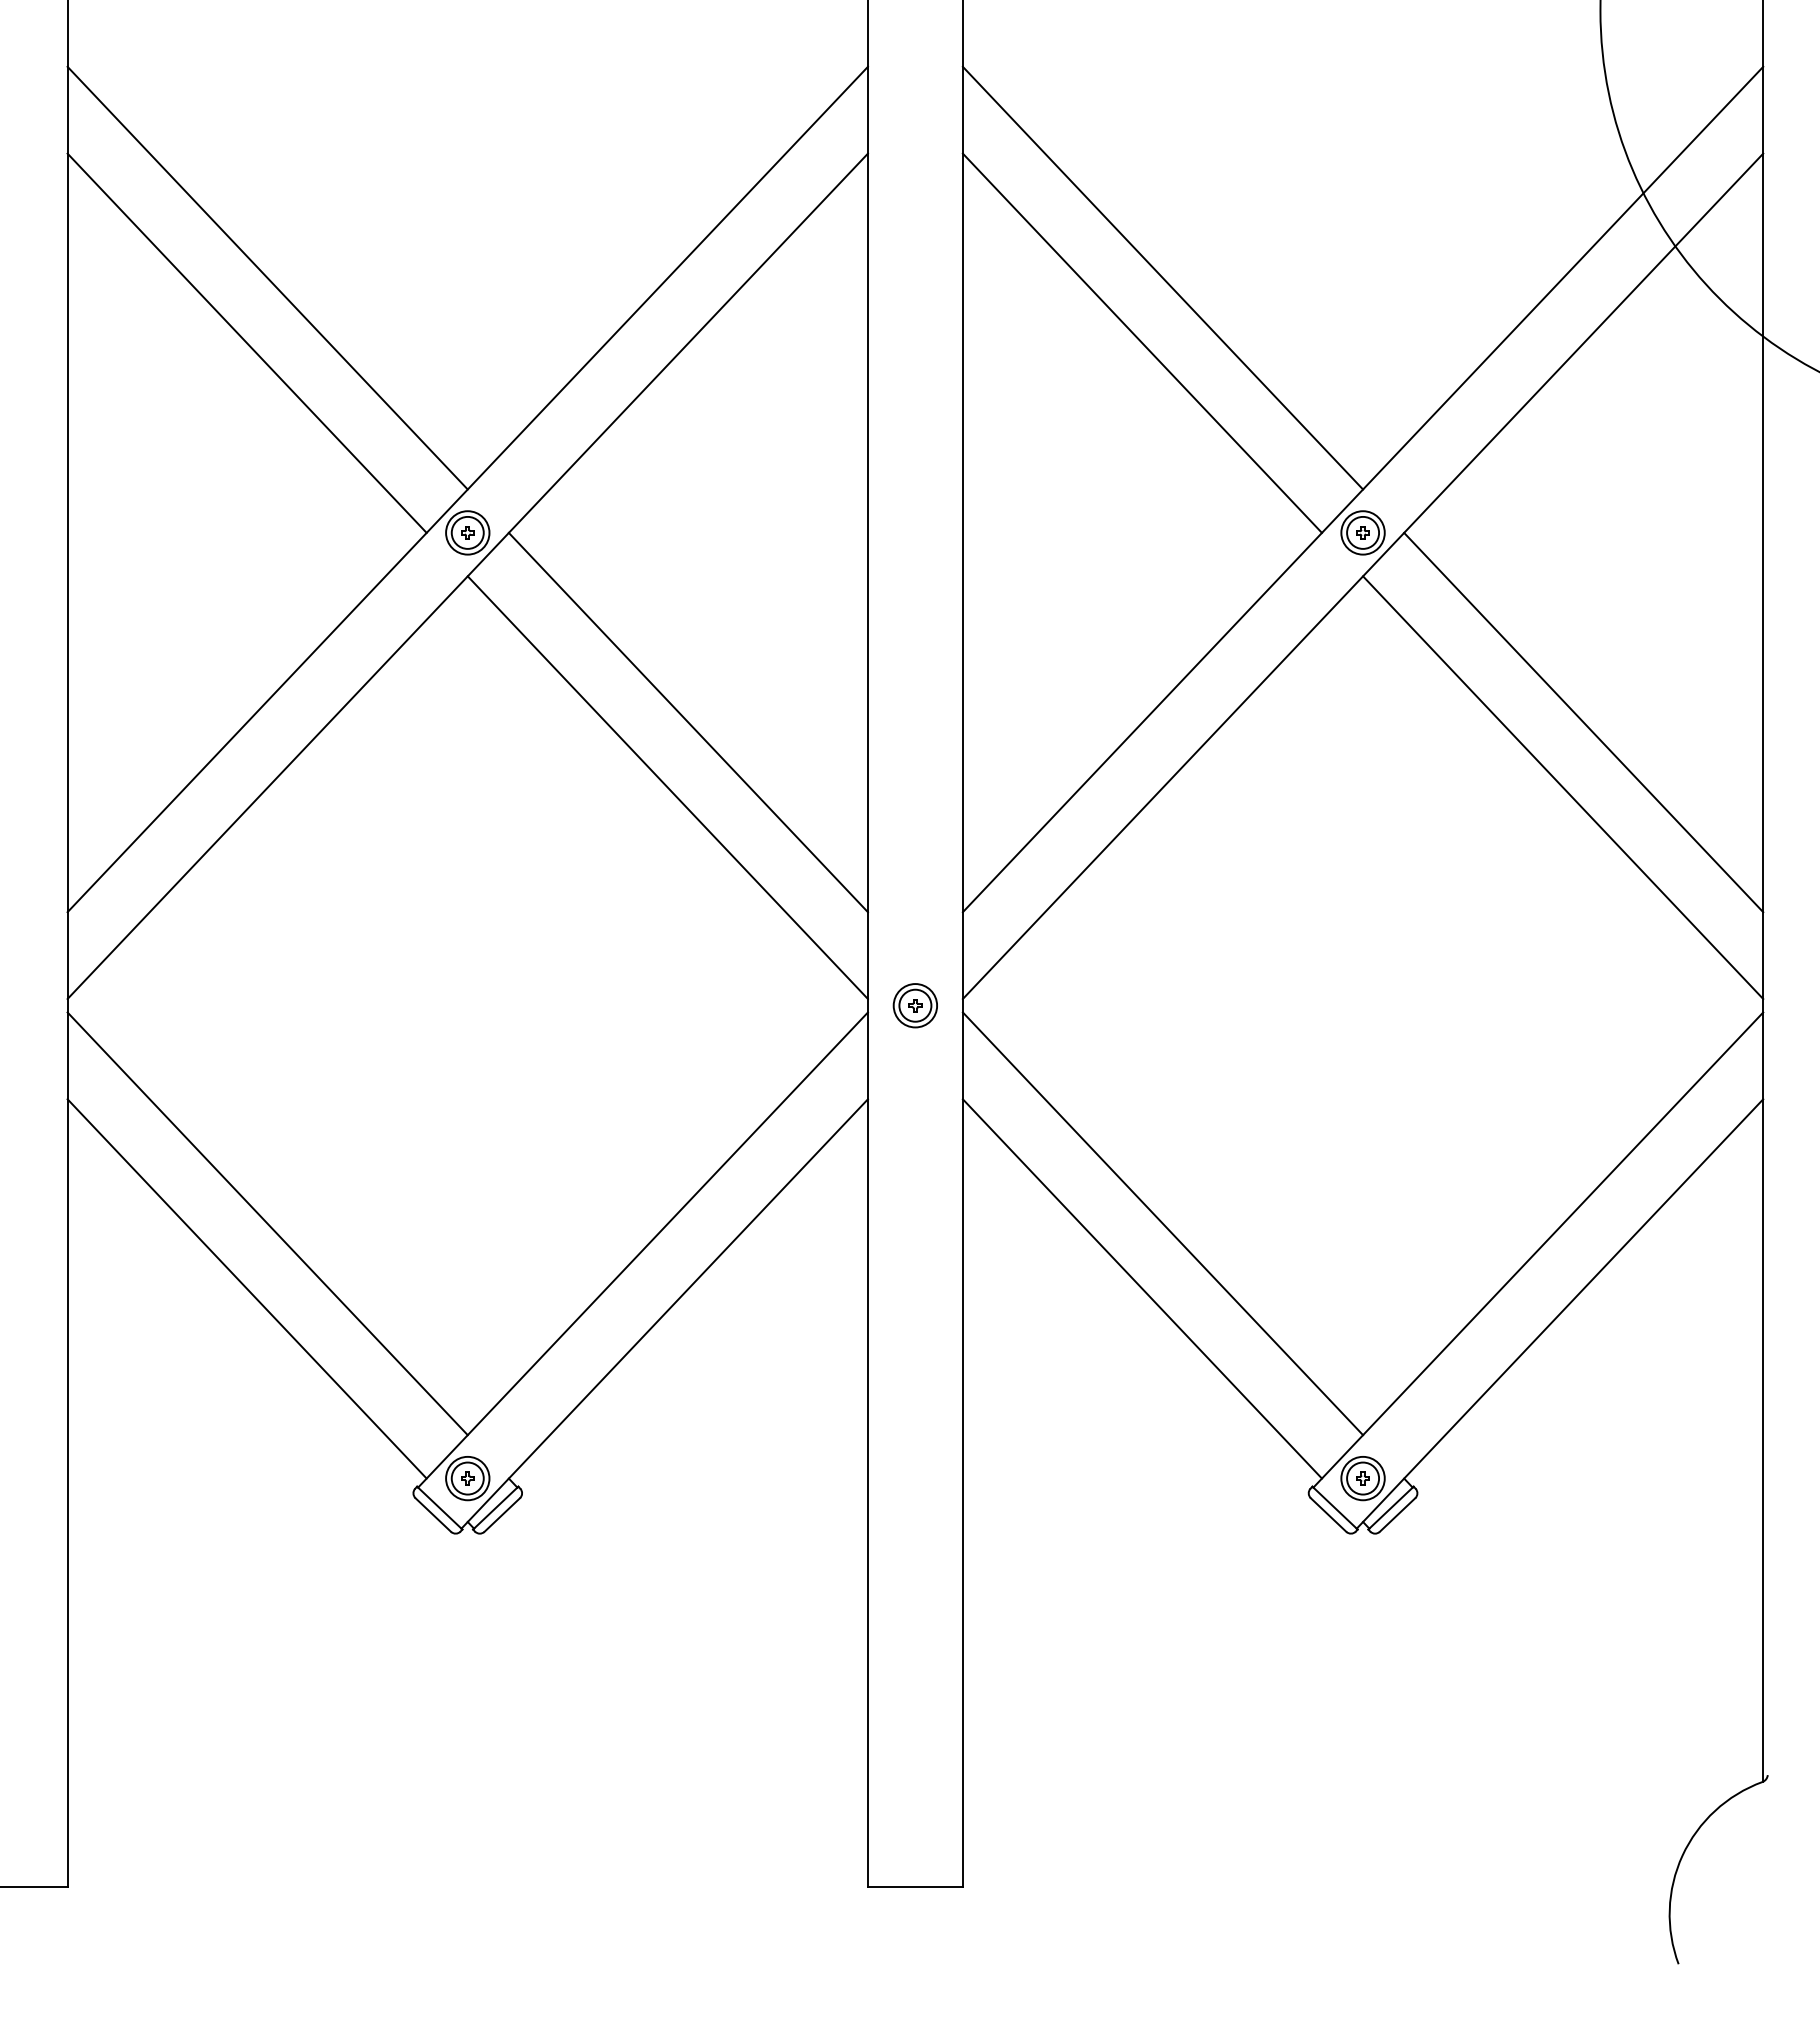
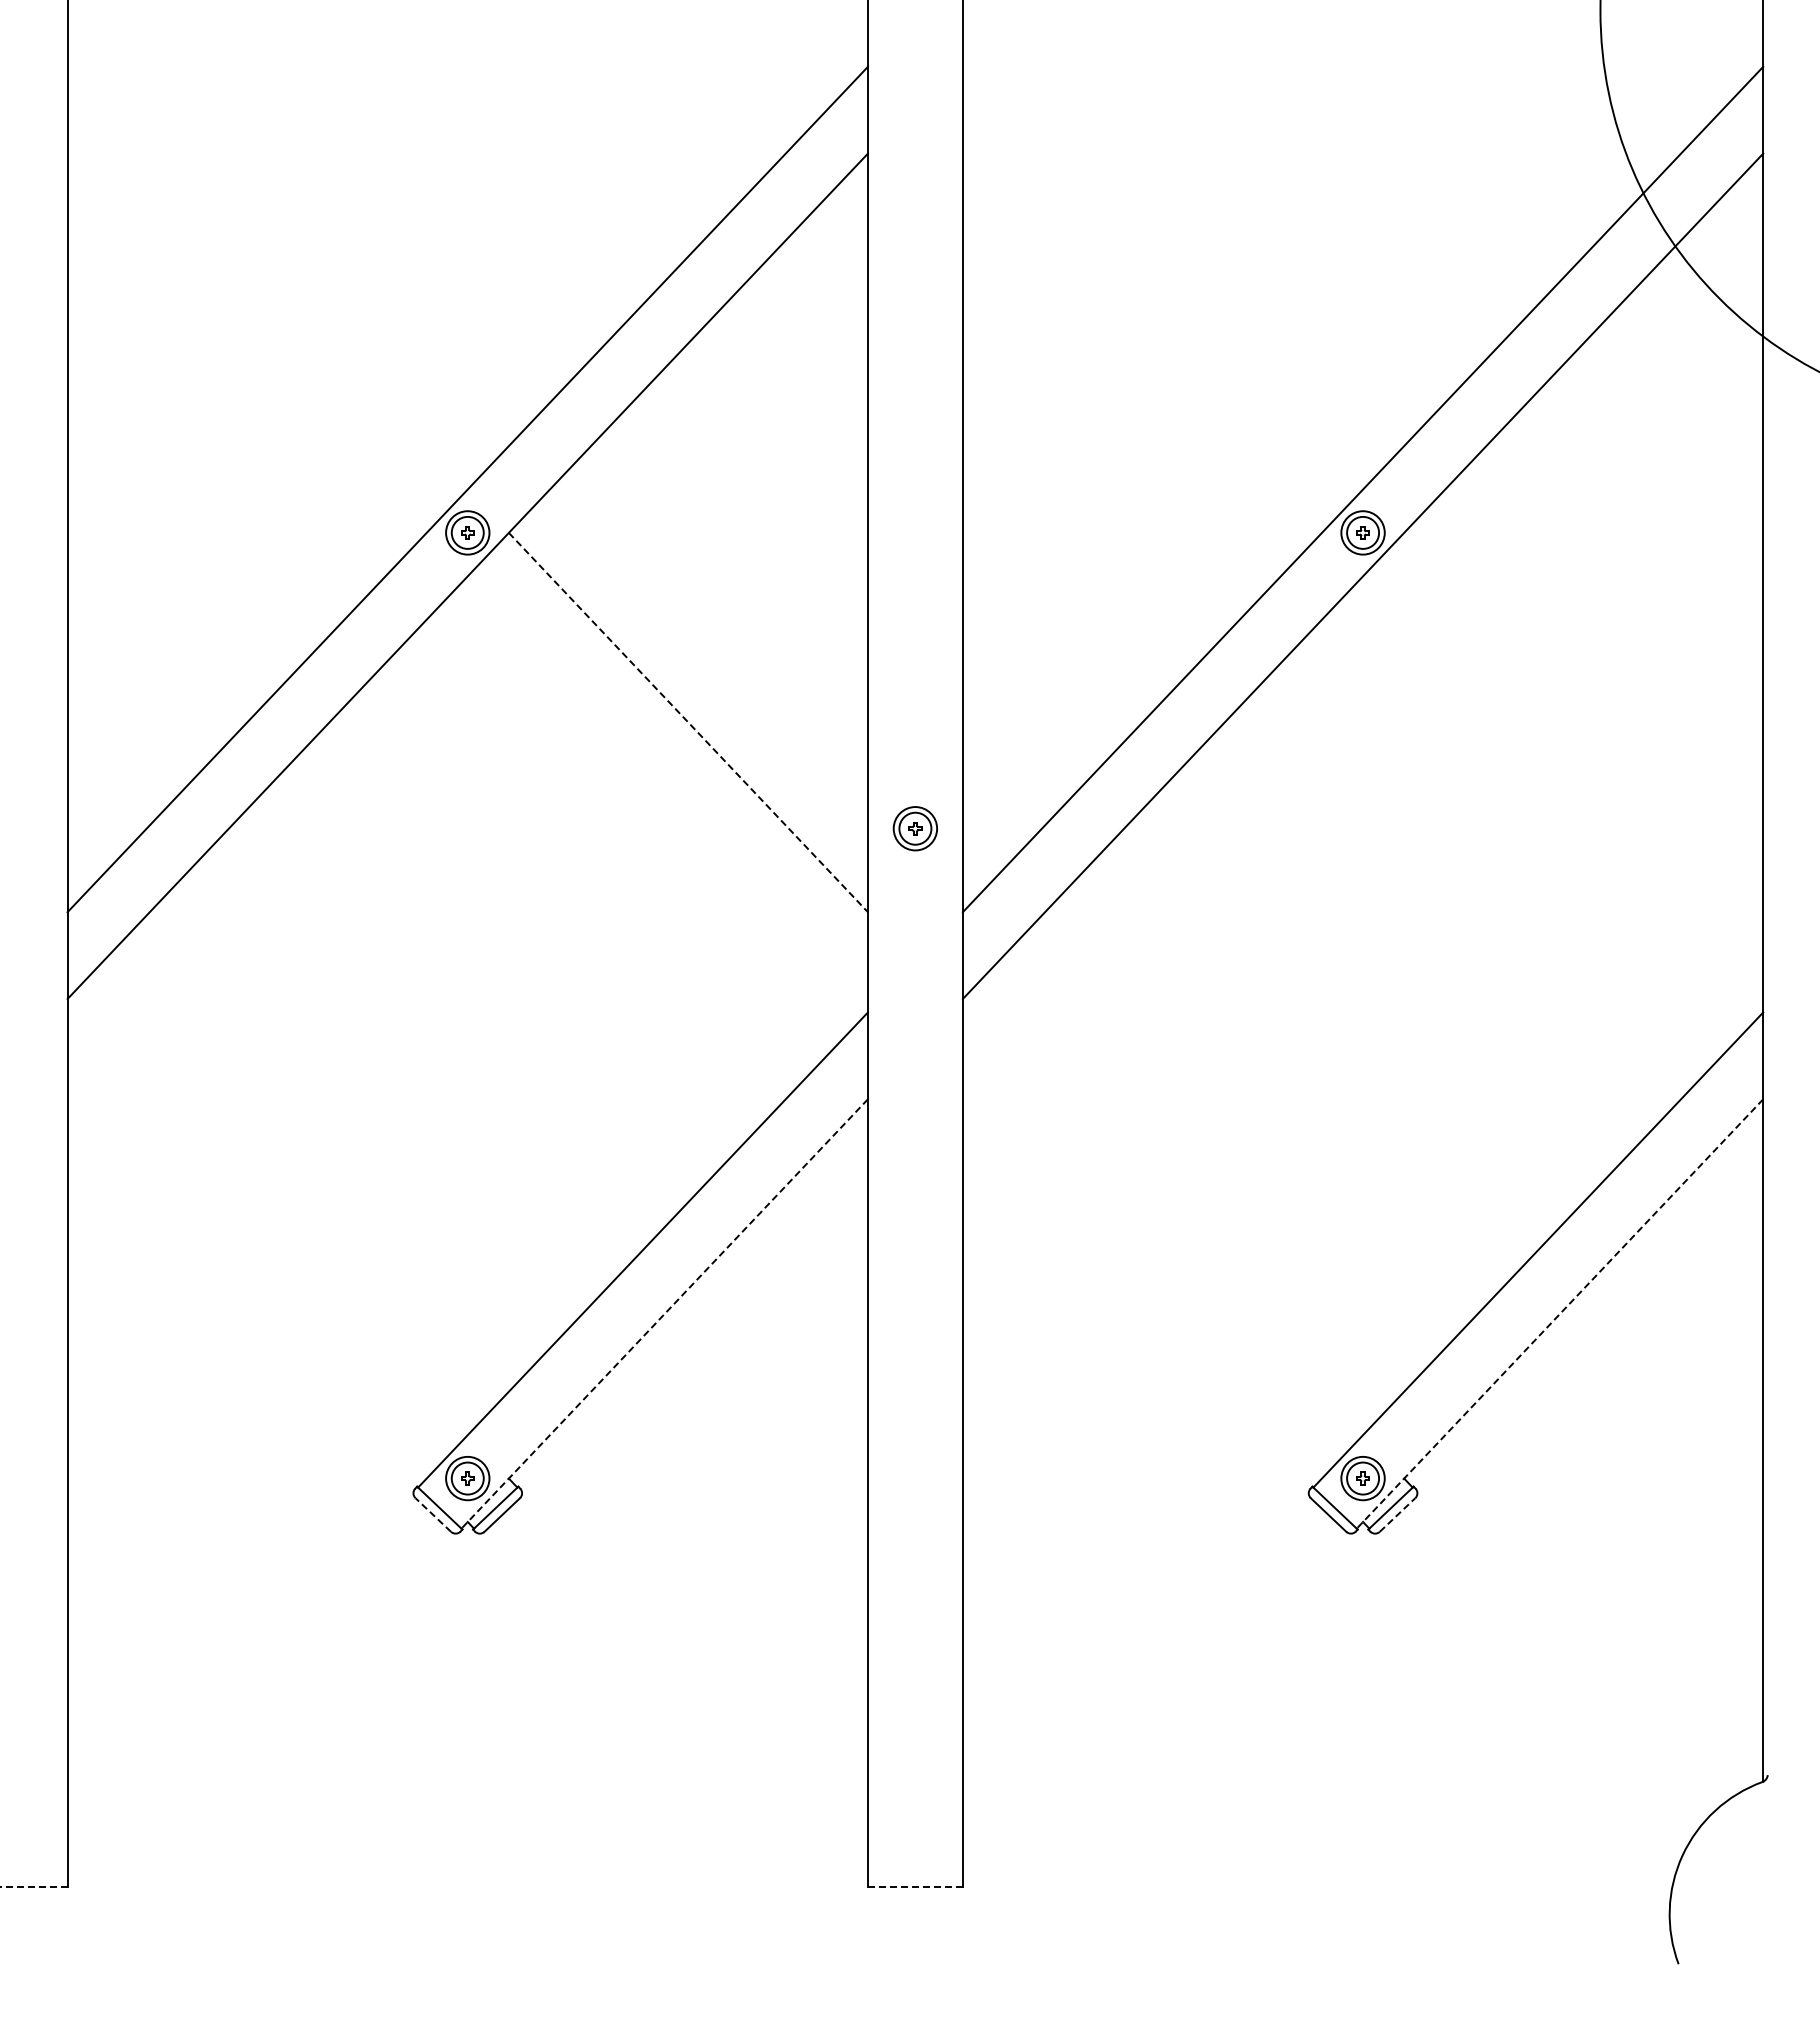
line: present -> none (267, 277)
line: present -> none (1162, 277)
line: present -> none (246, 342)
line: present -> none (1141, 342)
line: solid -> dashed (688, 722)
line: present -> none (1583, 722)
line: present -> none (667, 787)
line: present -> none (1563, 787)
part position: (914, 1005) -> (914, 828) (914, 828)
line: present -> none (267, 1223)
line: present -> none (1162, 1223)
line: present -> none (246, 1288)
line: present -> none (1141, 1288)
line: solid -> dashed (664, 1313)
line: solid -> dashed (1560, 1313)
line: solid -> dashed (432, 1514)
line: solid -> dashed (1397, 1514)
line: solid -> dashed (34, 1887)
line: solid -> dashed (915, 1887)
